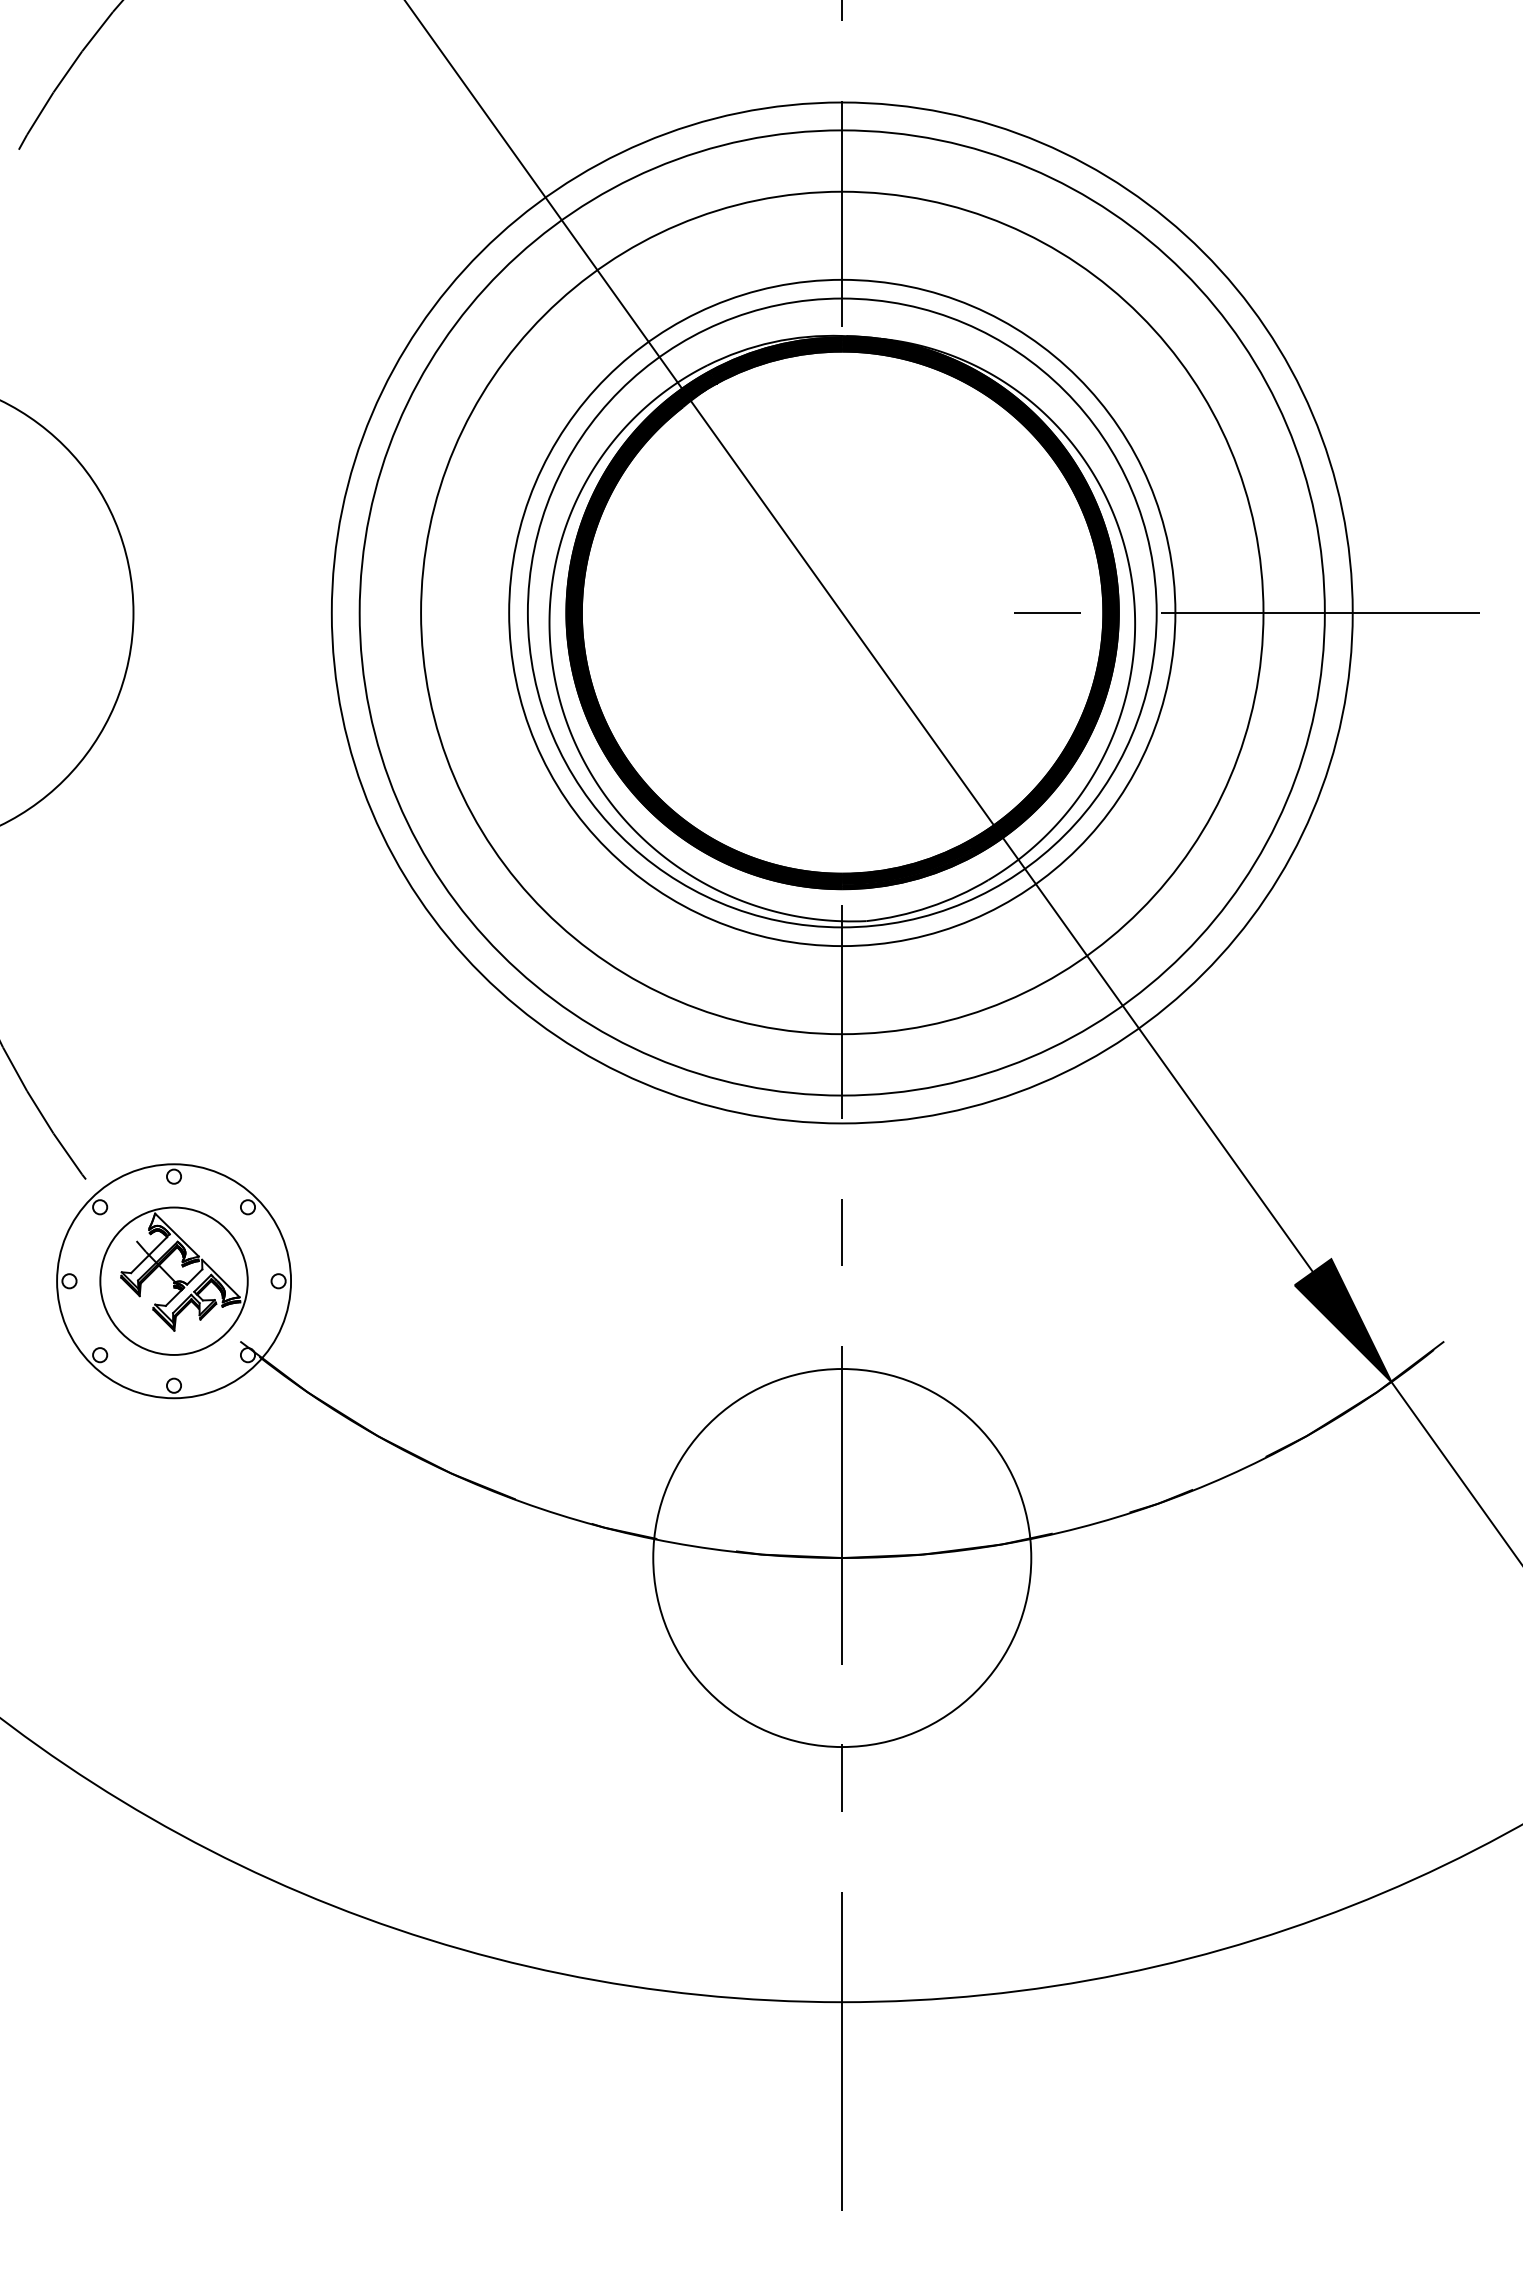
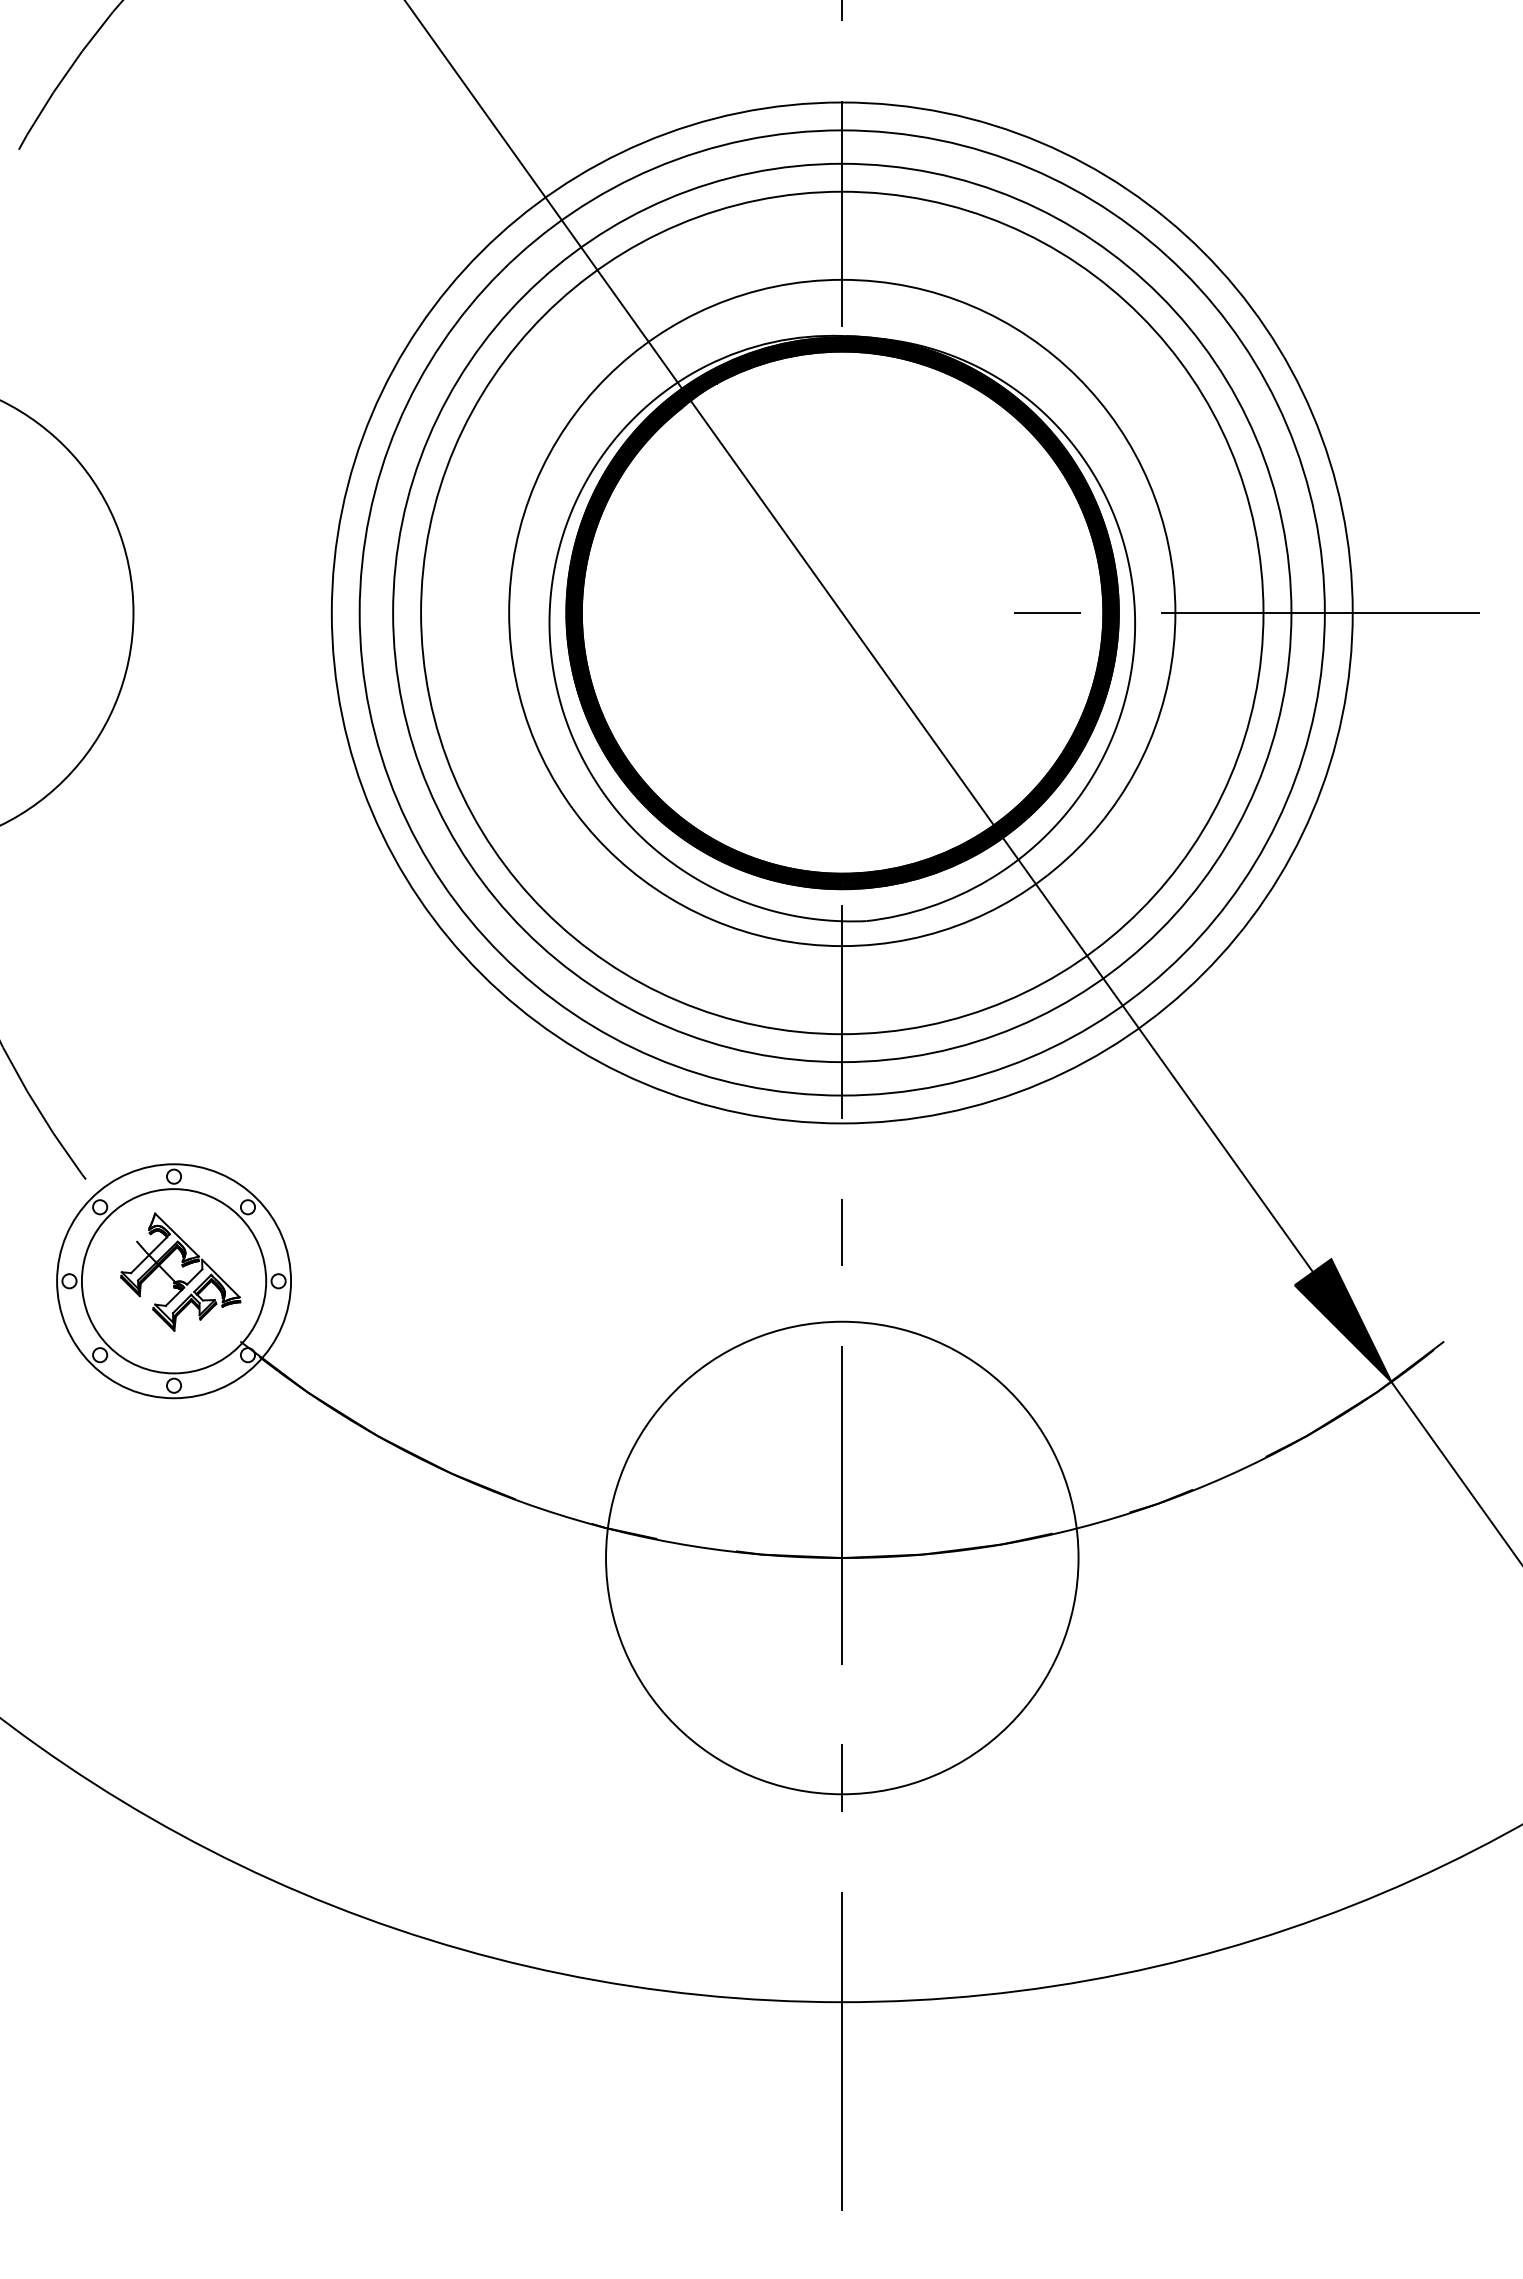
circle diameter: 629 px -> 898 px (842, 612)
circle diameter: 147 px -> 184 px (173, 1281)
circle diameter: 378 px -> 473 px (842, 1557)
